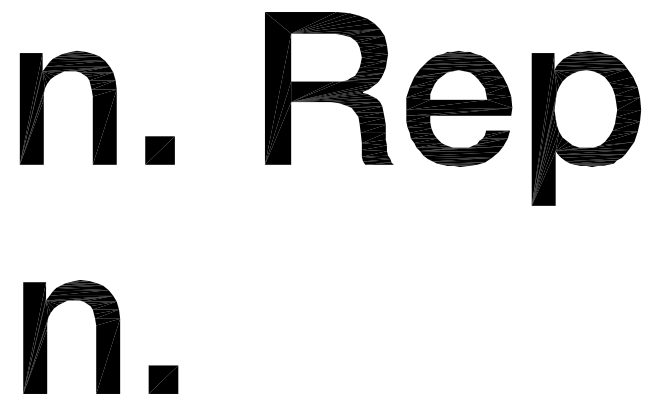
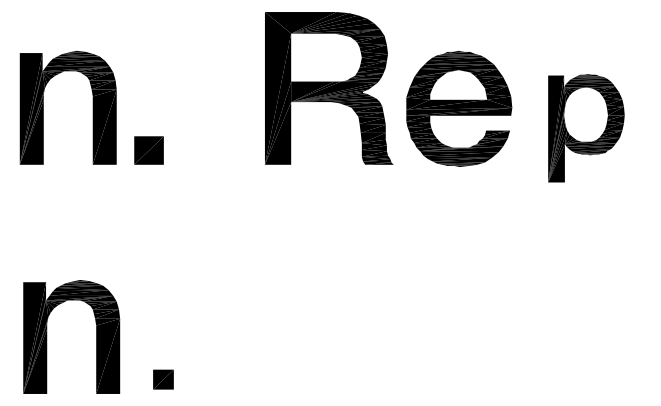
part size: 111x156 px -> 77x109 px (586, 128)
part position: (159, 150) -> (148, 150) (148, 150)
part size: 31x29 px -> 21x21 px (163, 379)
